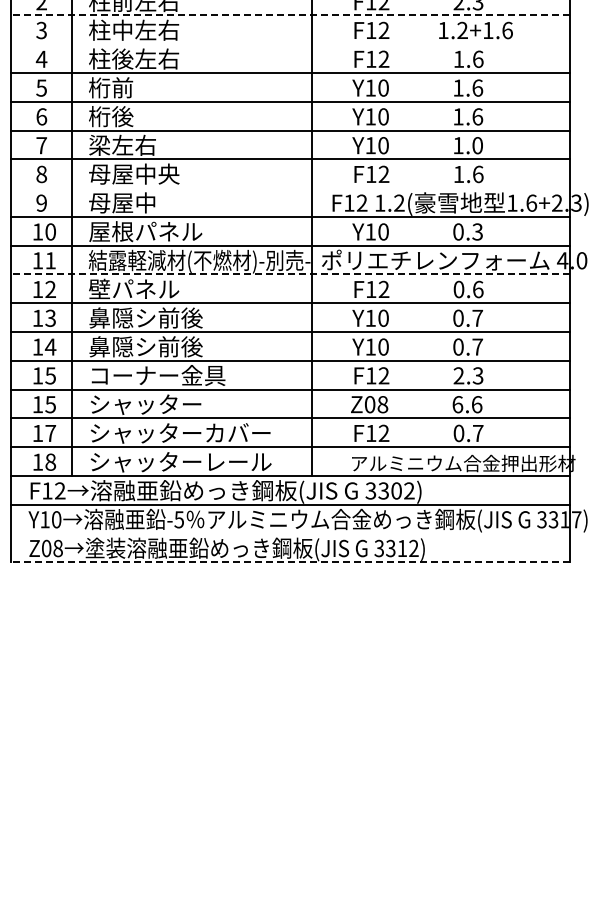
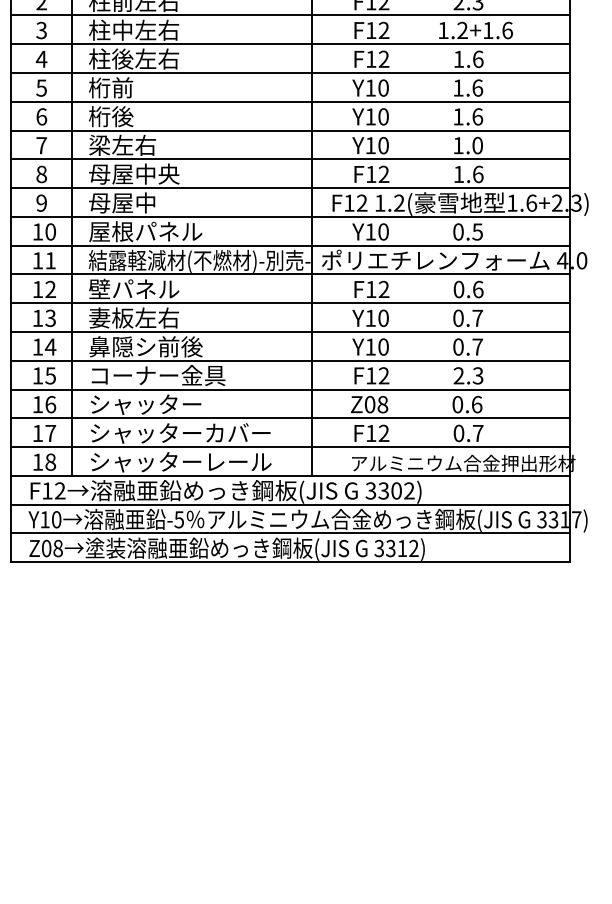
line: dashed -> solid (289, 15)
line: none -> present (290, 44)
line: none -> present (290, 188)
text: 0.3 -> 0.5 (477, 231)
line: dashed -> solid (289, 274)
text: 鼻隠シ前後 -> 妻板左右 (145, 317)
text: 15 -> 16 (50, 404)
text: 6.6 -> 0.6 (457, 404)
line: none -> present (290, 533)
line: dashed -> solid (289, 562)
